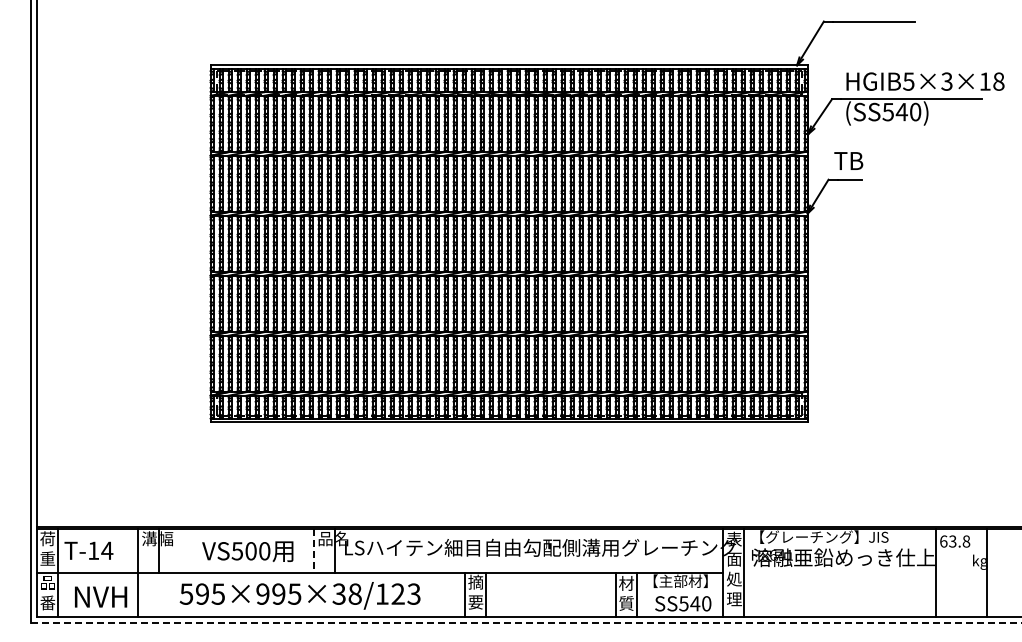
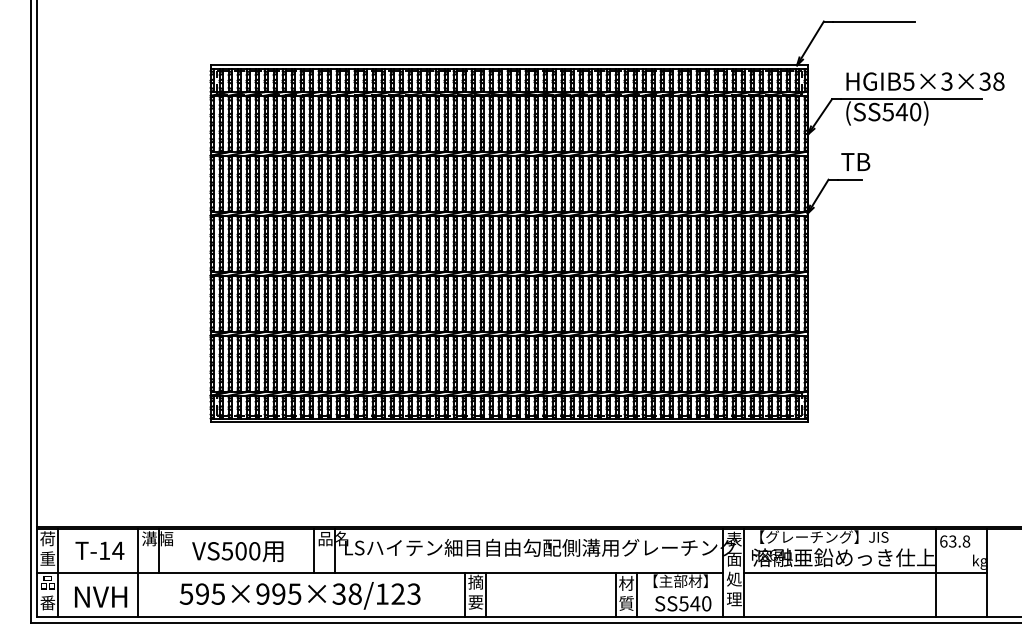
text: HGIB5×3×18 -> HGIB5×3×38 (984, 81)
text position: (848, 160) -> (855, 161) (855, 161)
text position: (88, 550) -> (99, 550) (99, 550)
text position: (247, 551) -> (237, 551) (237, 551)
line: dashed -> solid (314, 551)
line: none -> present (864, 572)
line: dashed -> solid (526, 622)
